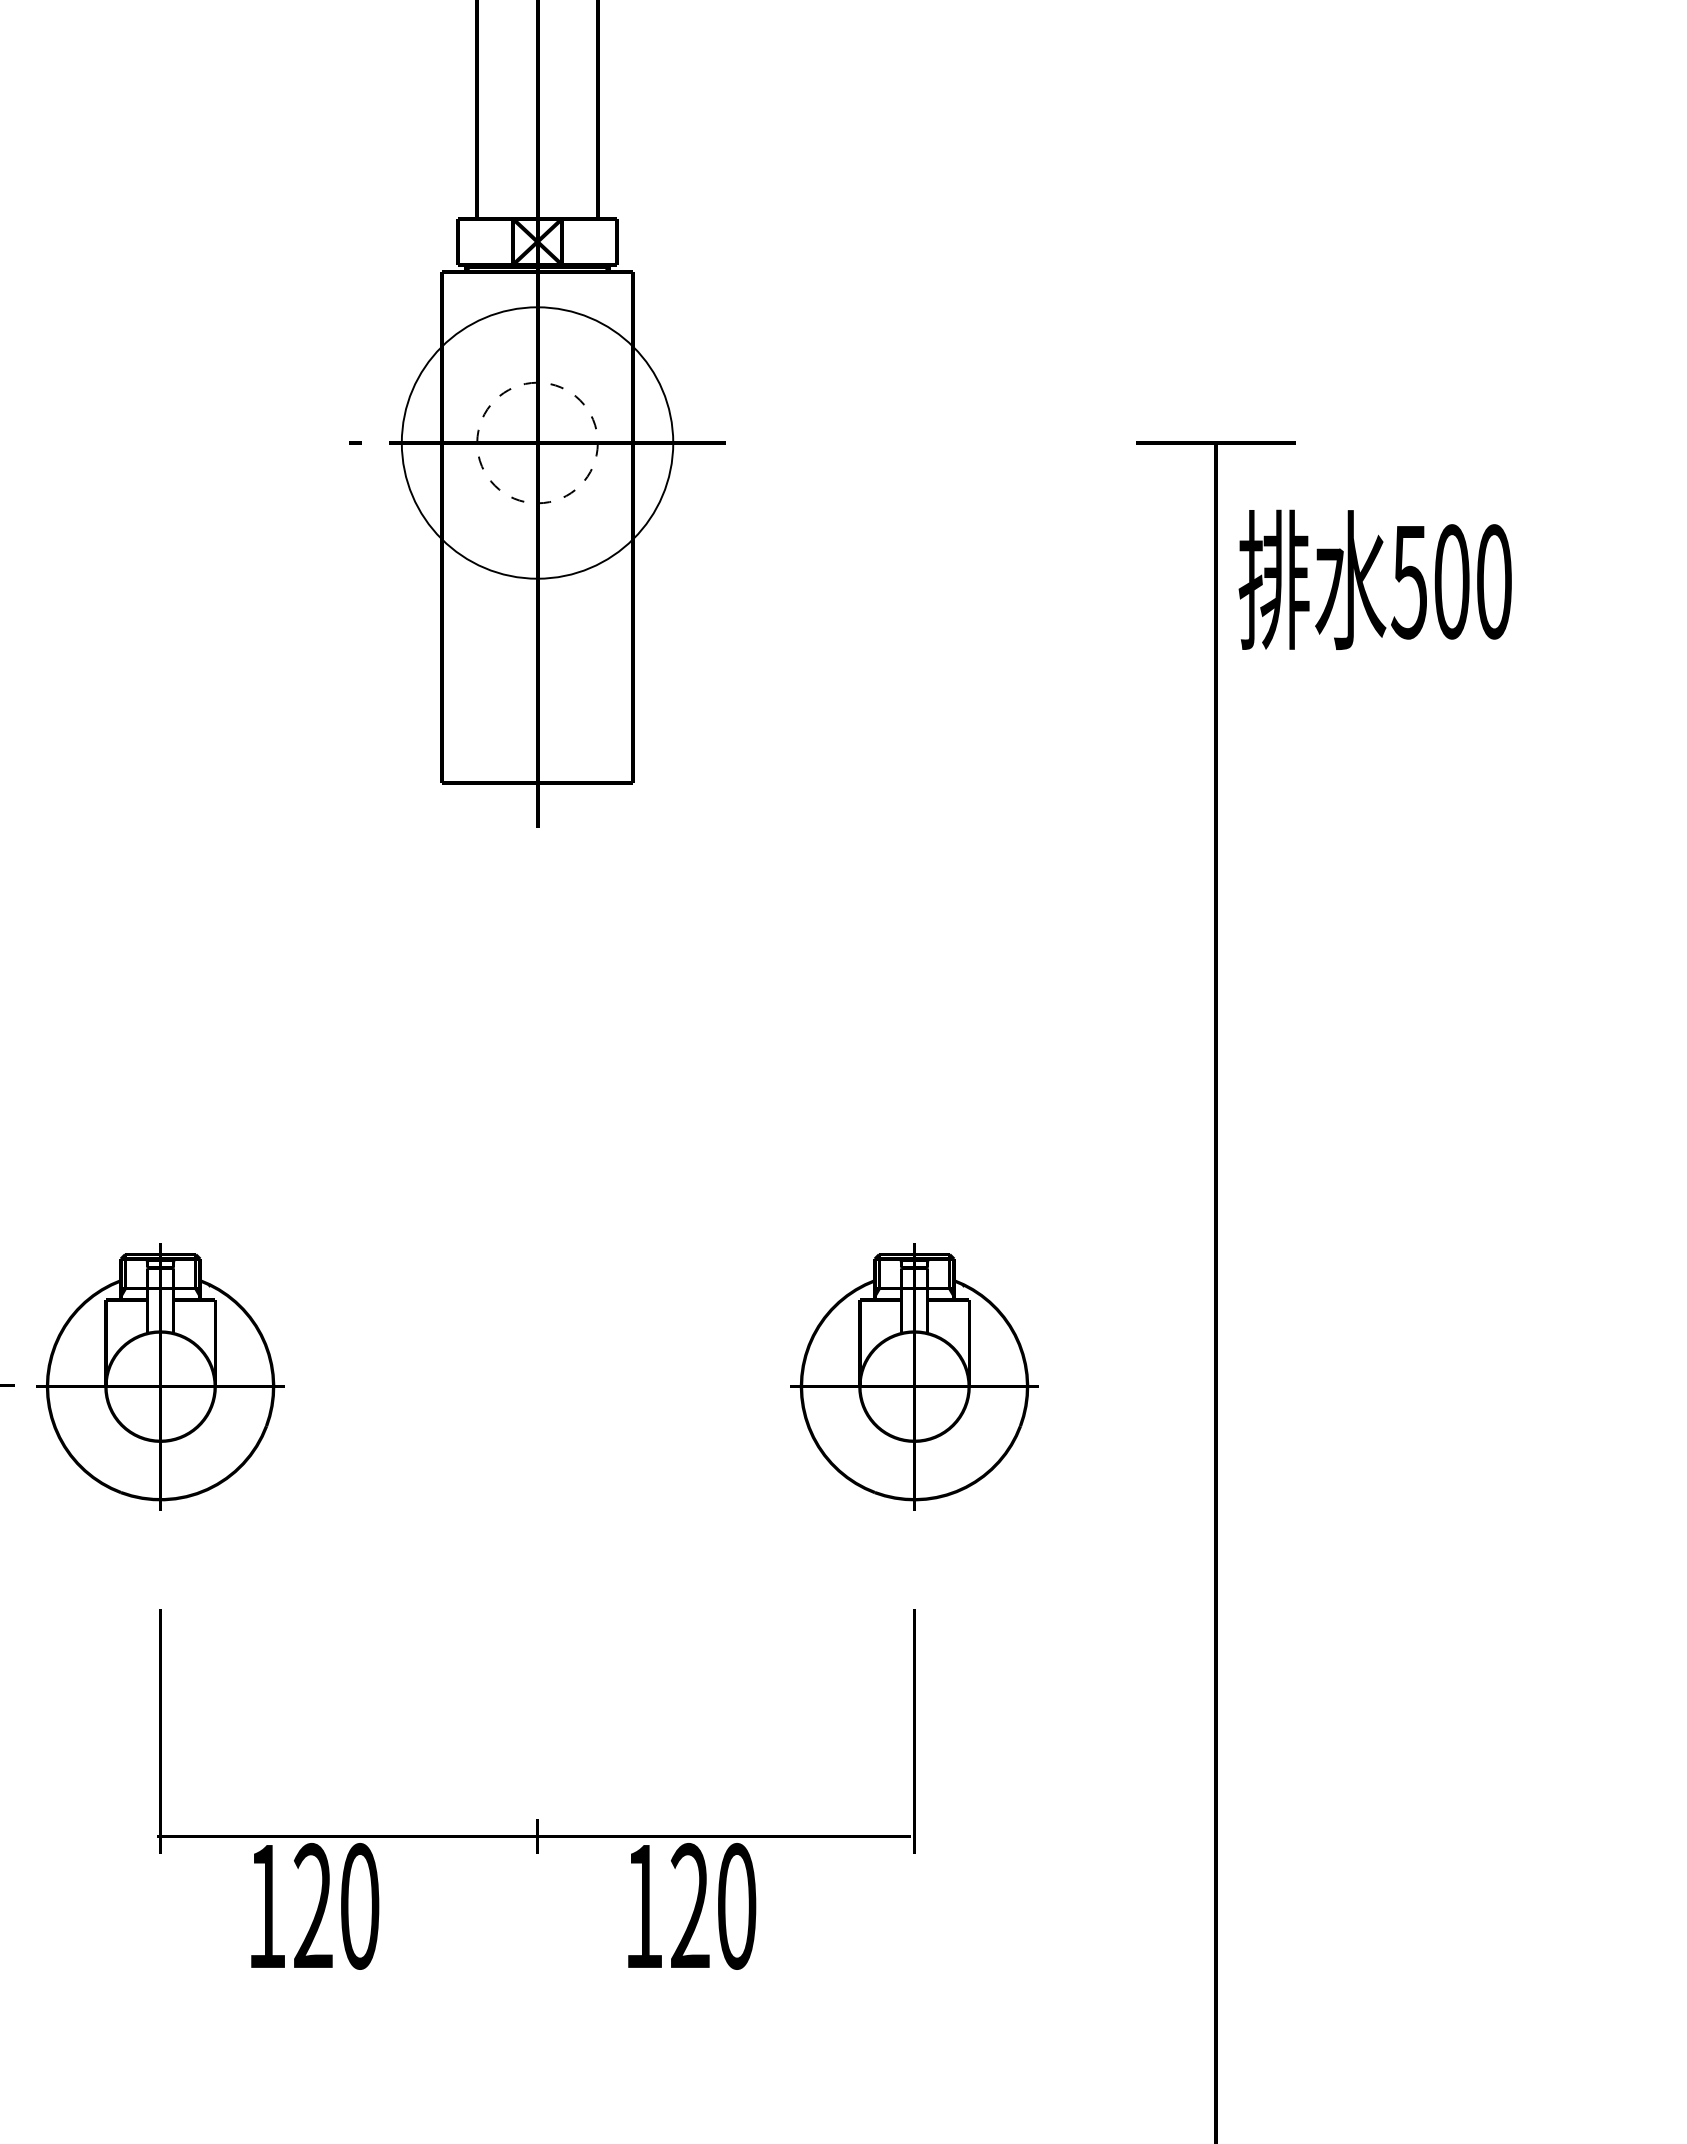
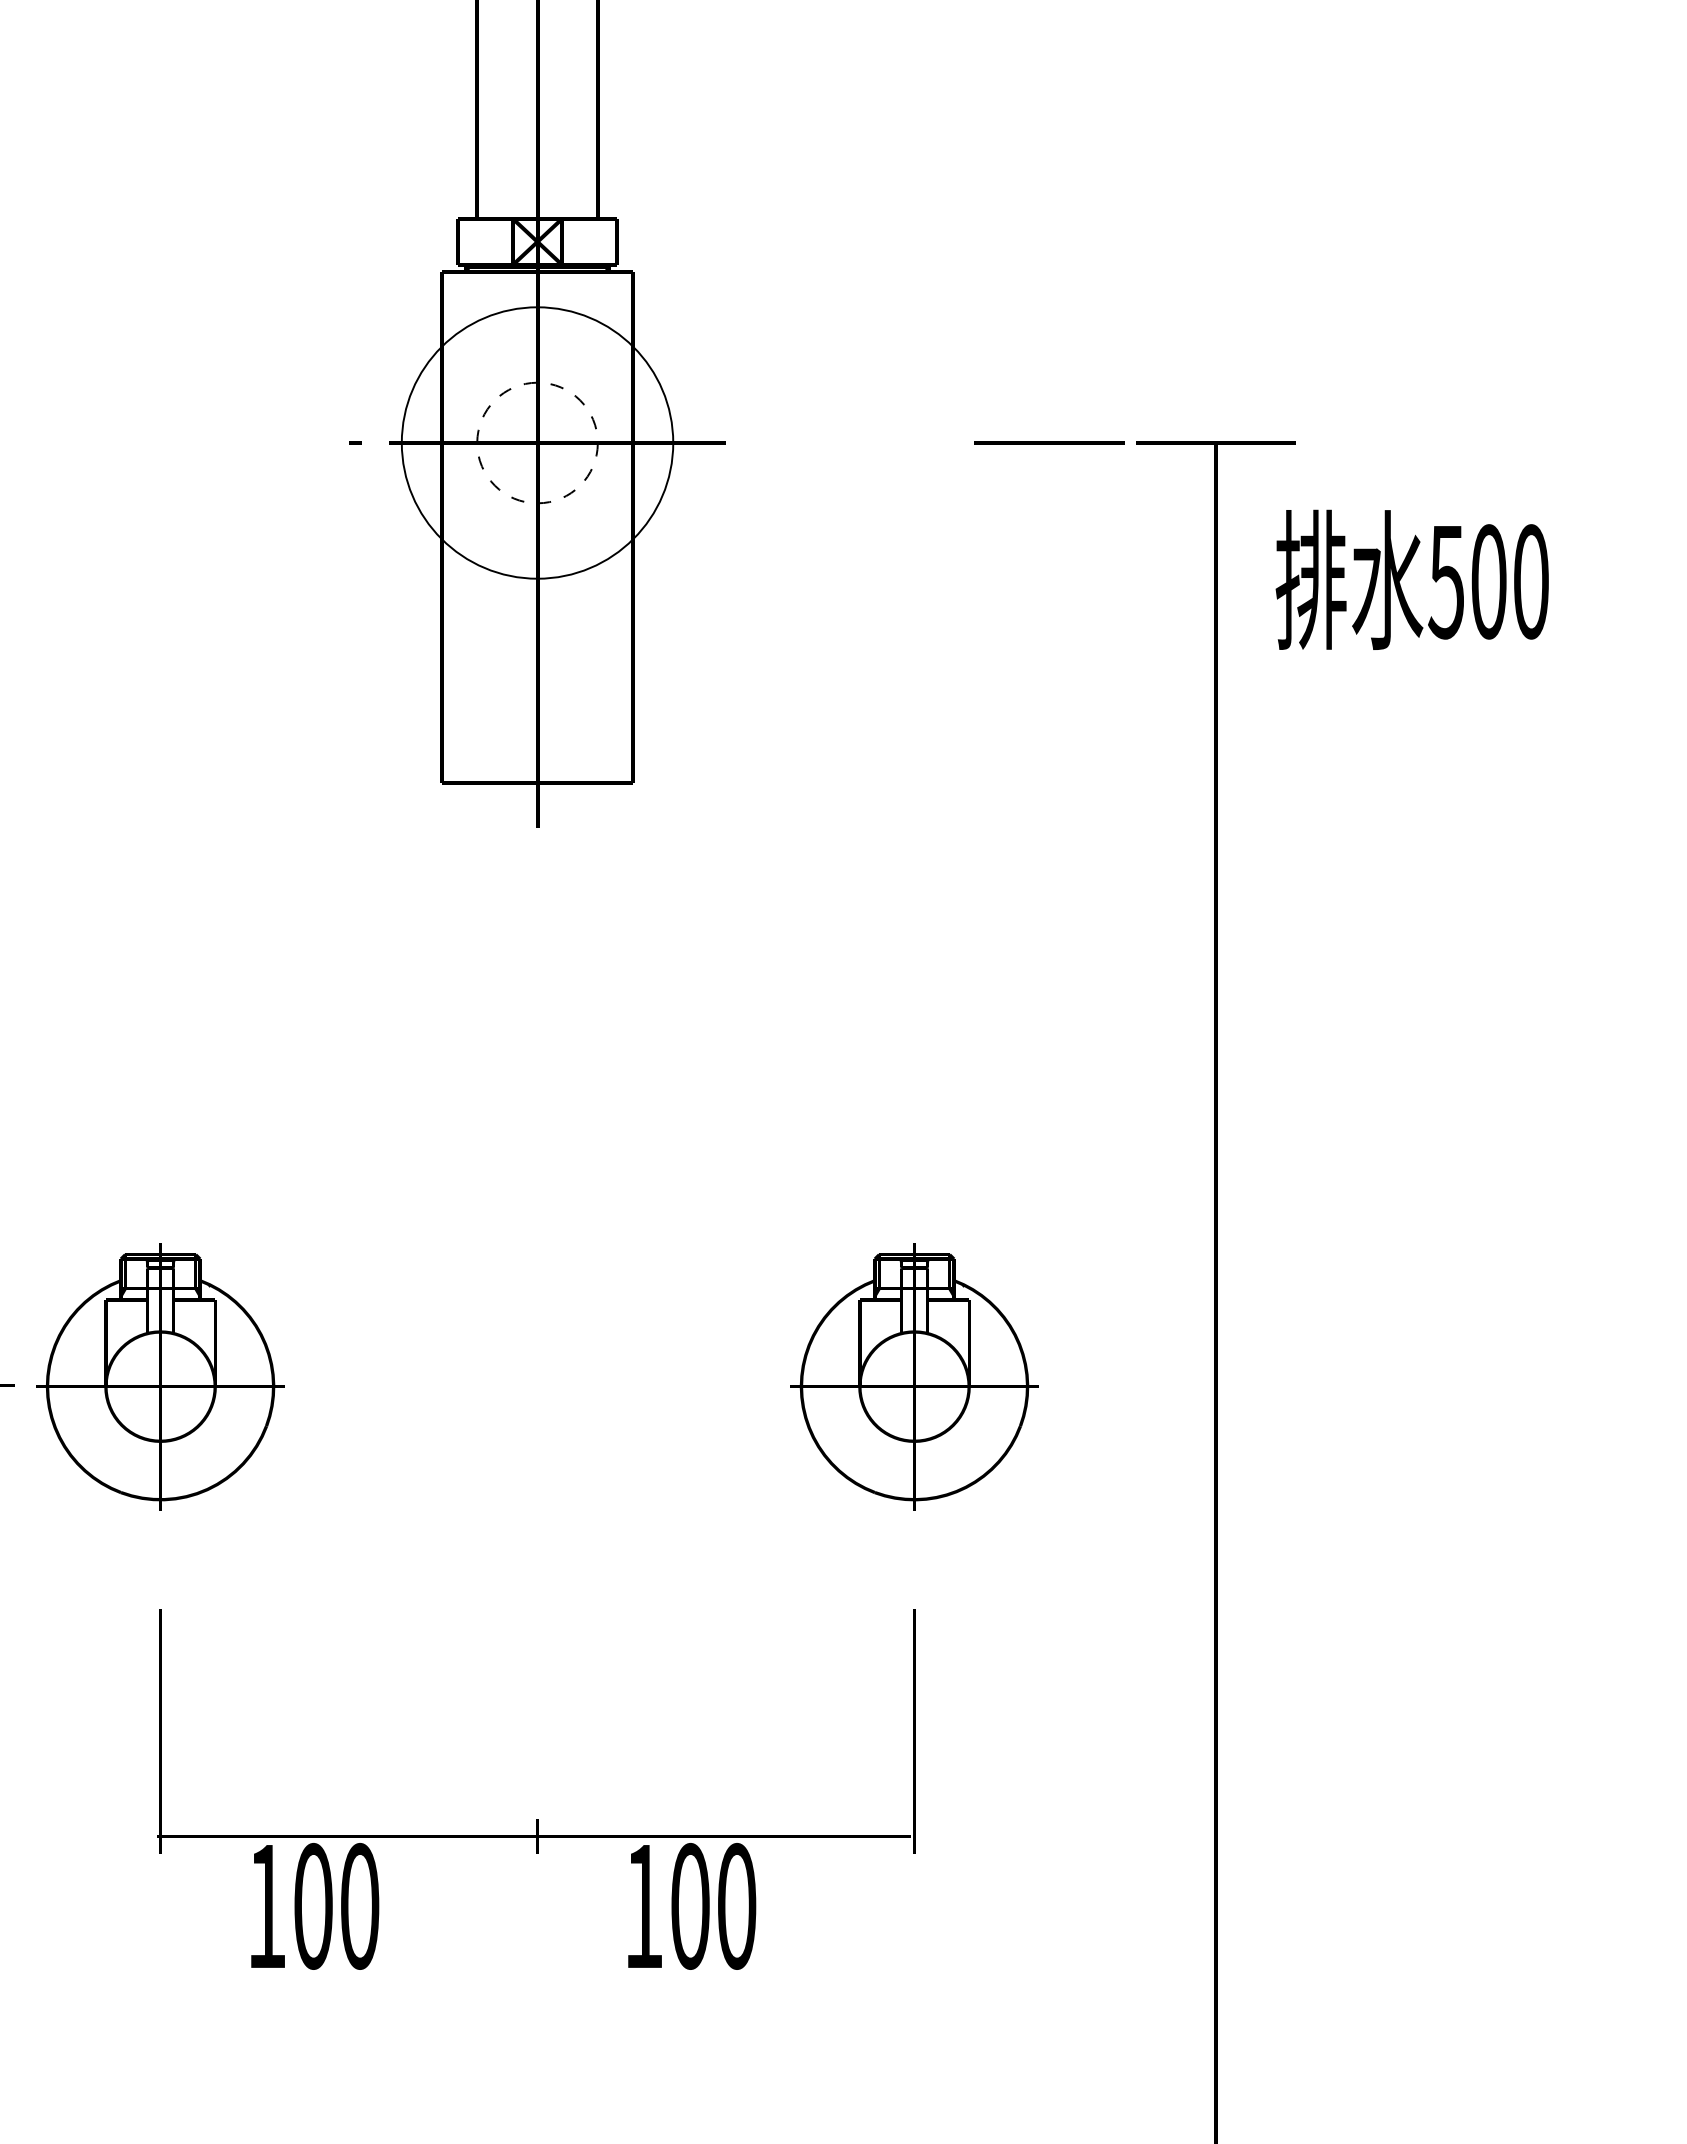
line: none -> present (1049, 442)
text position: (1374, 579) -> (1411, 579) (1411, 579)
text: 120 -> 100 (312, 1906)
text: 120 -> 100 (689, 1906)
